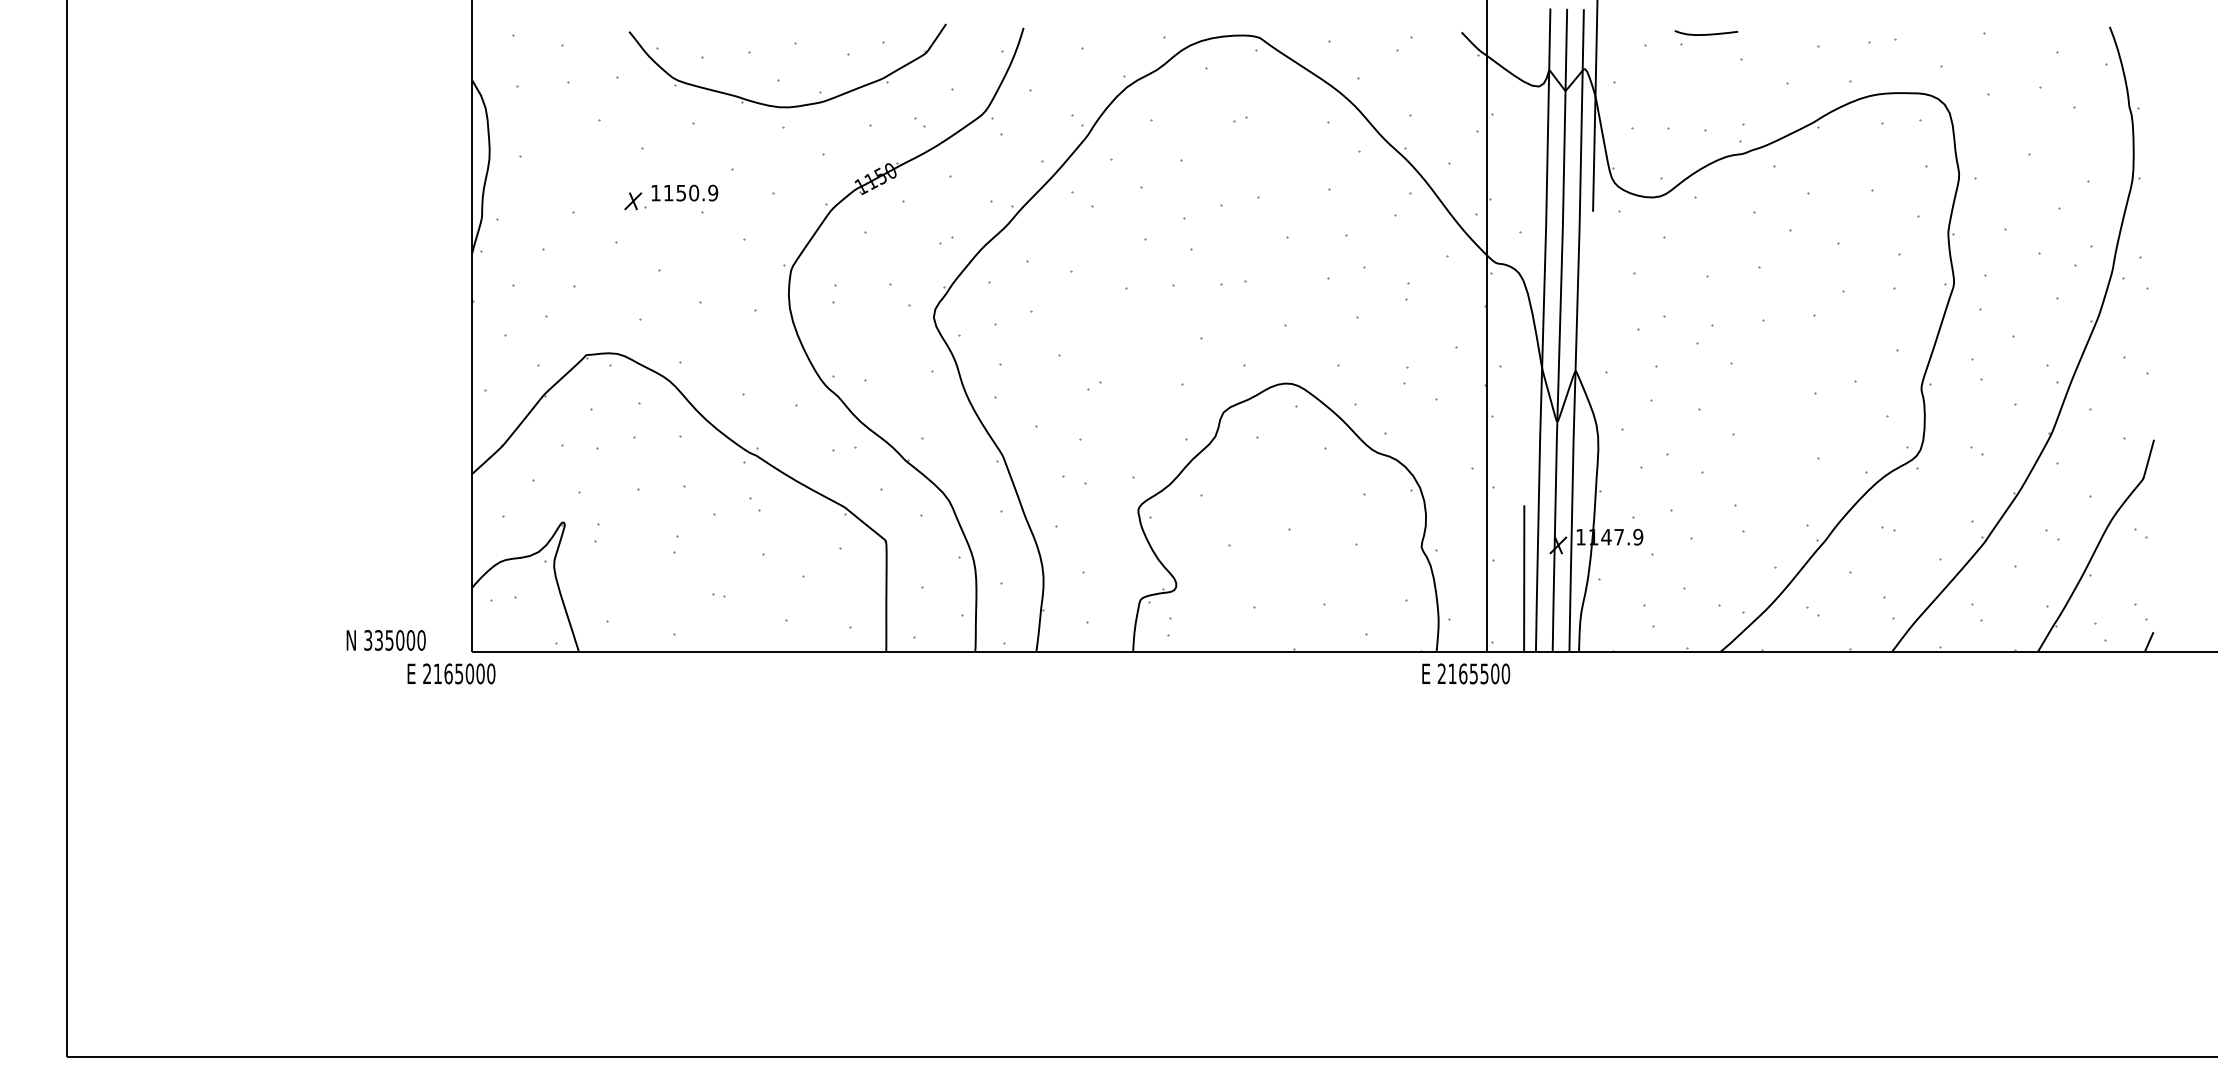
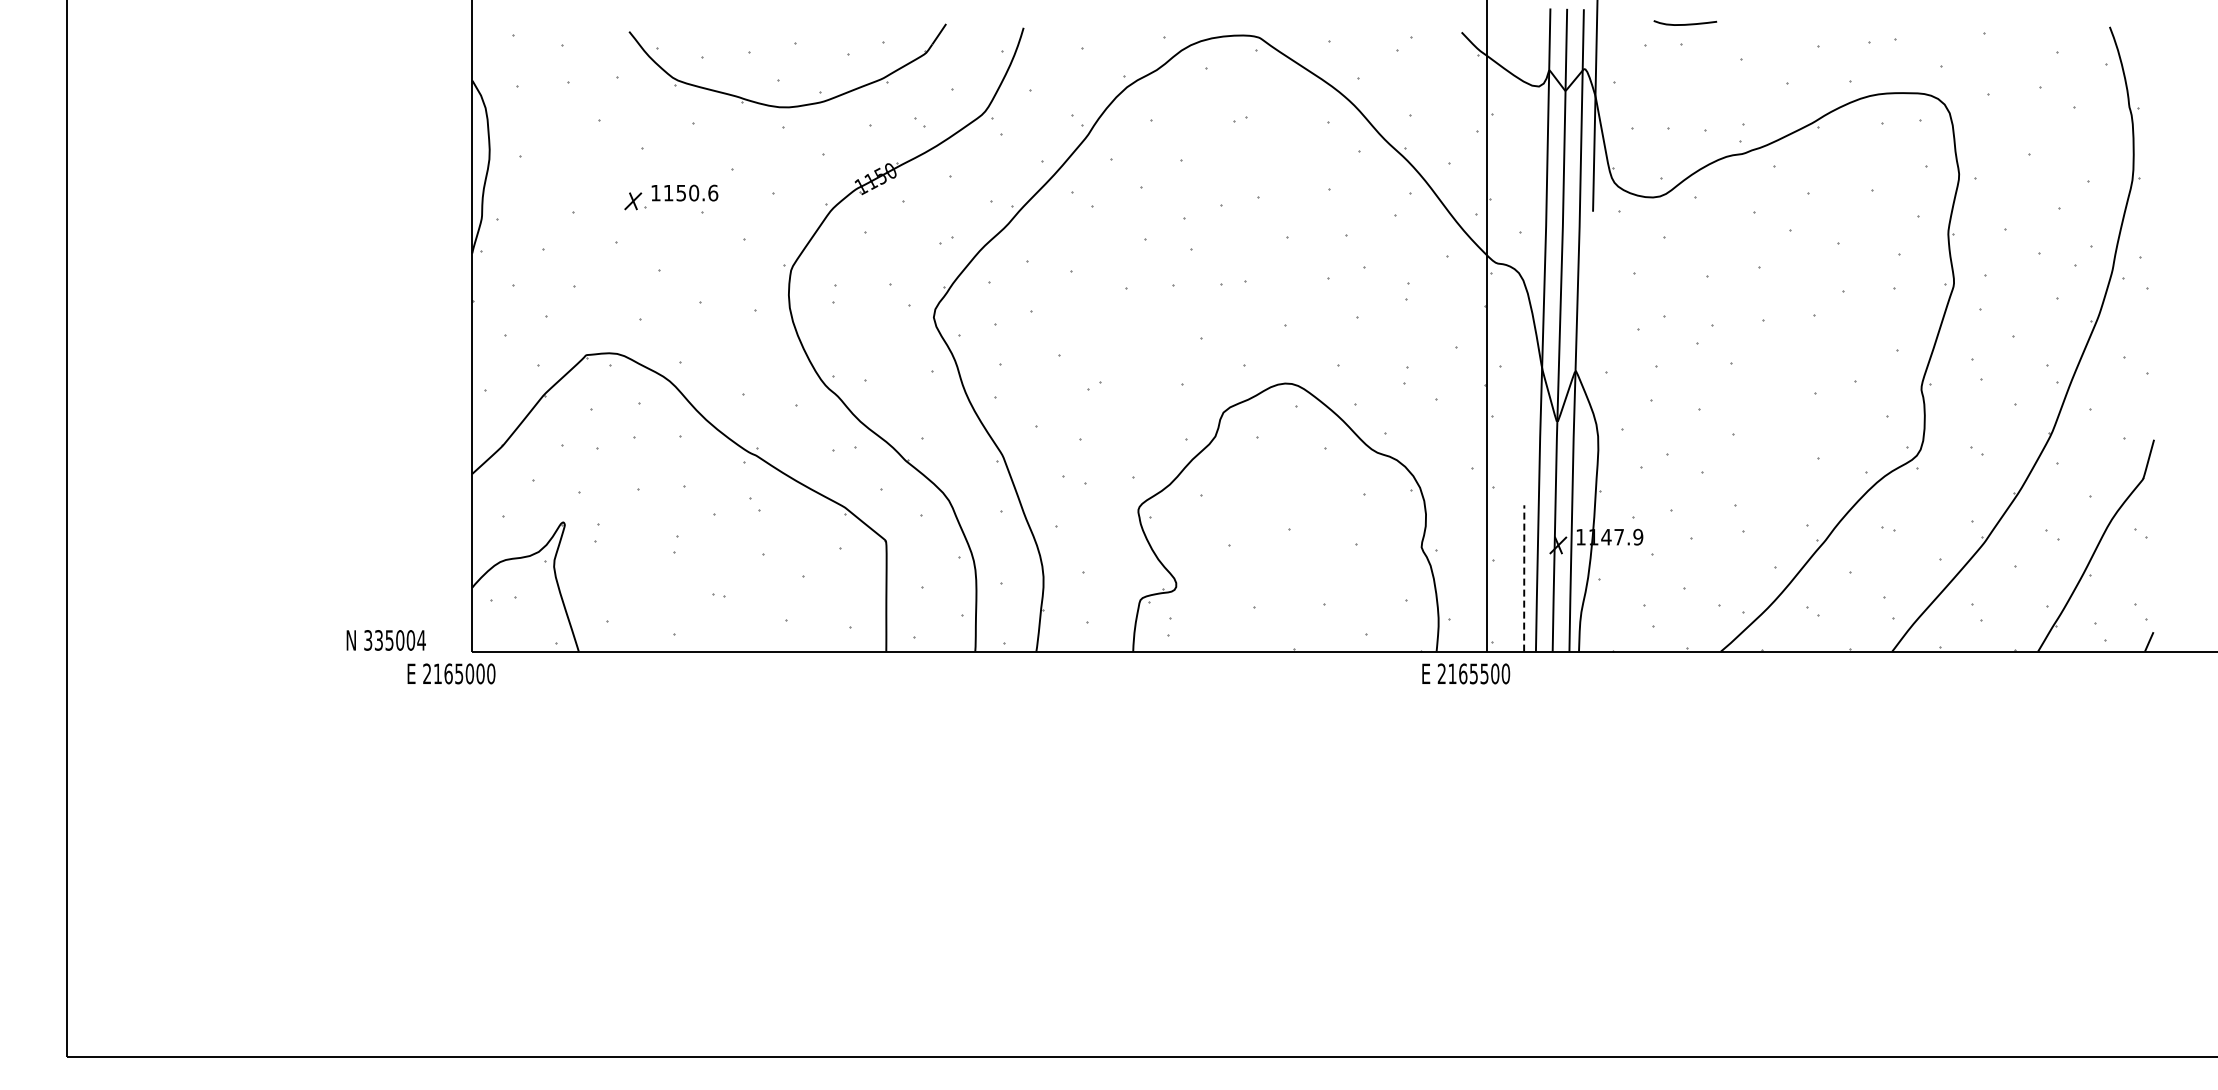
curve position: (1706, 33) -> (1685, 23) (1685, 23)
text: 1150.9 -> 1150.6 (713, 192)
line: solid -> dashed (1524, 577)
text: 335000 -> 335004 (421, 640)
